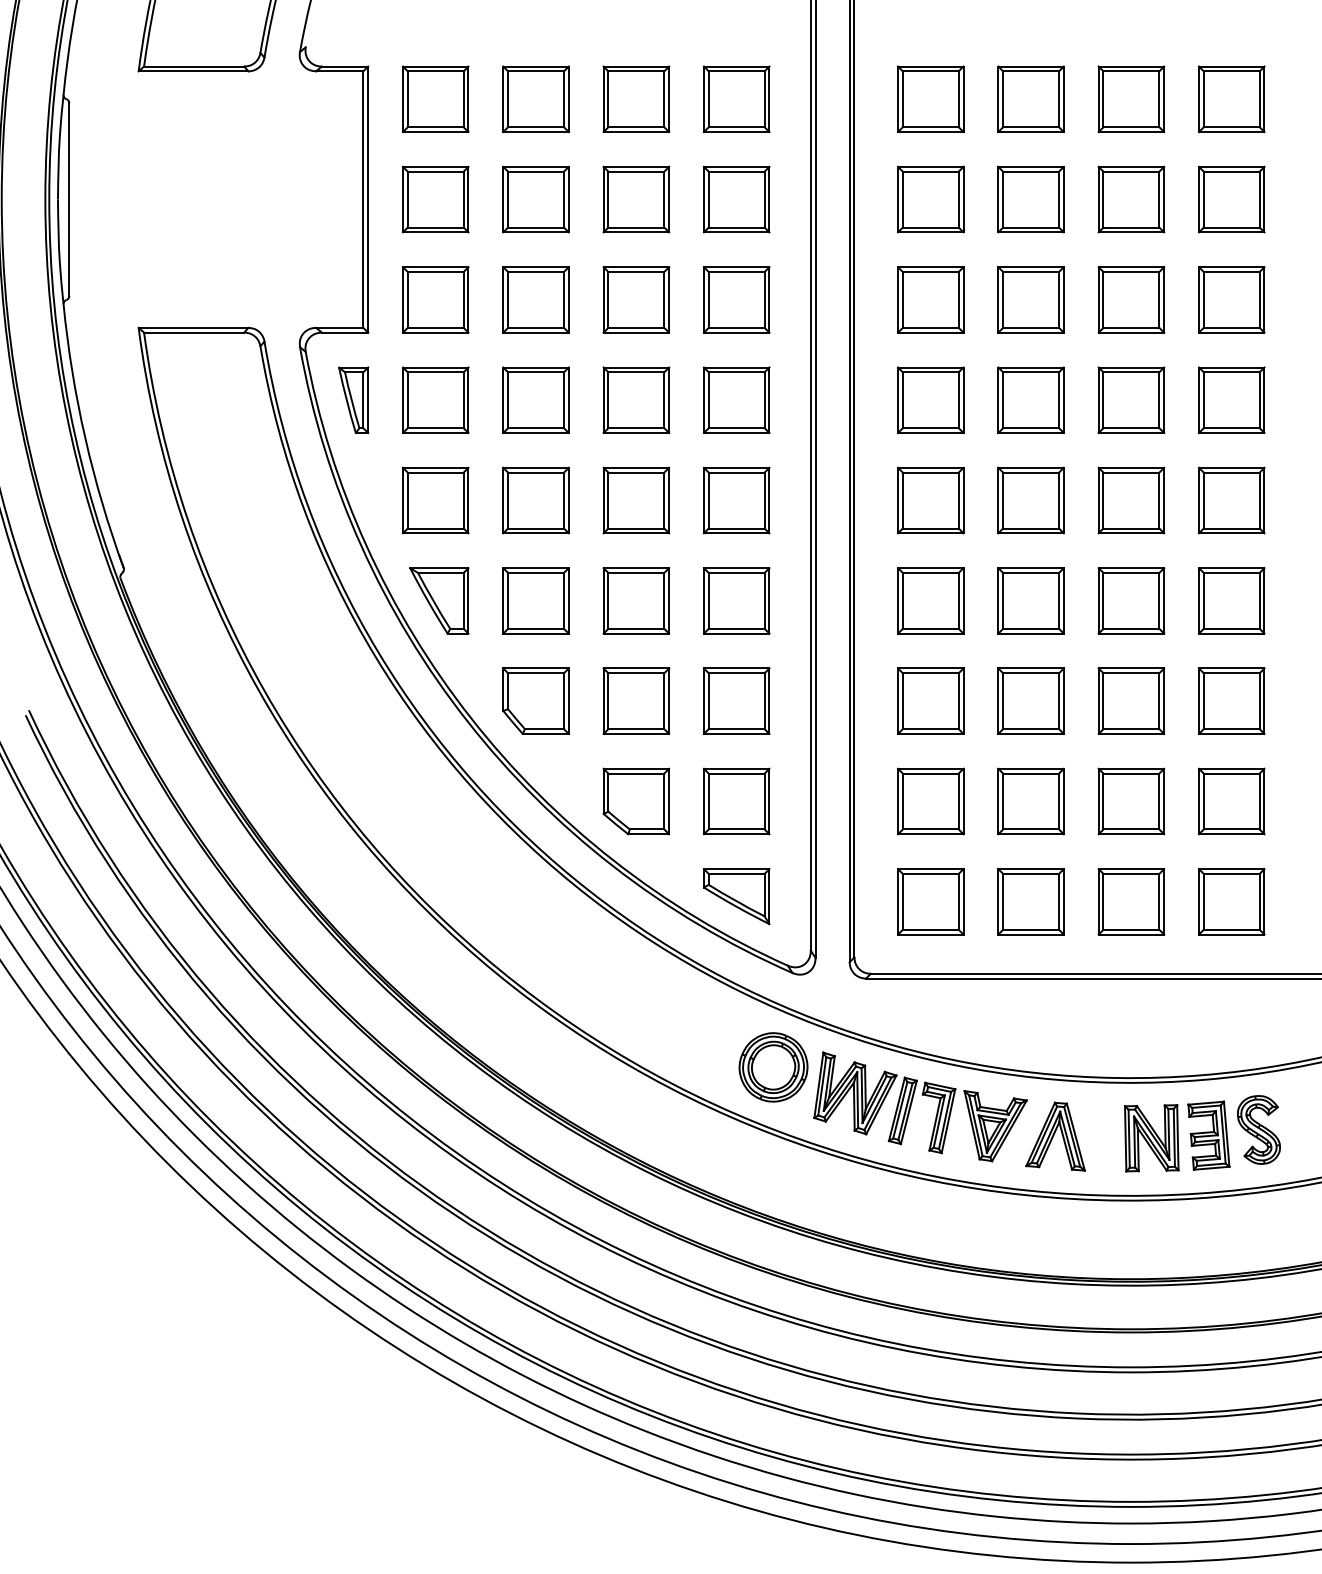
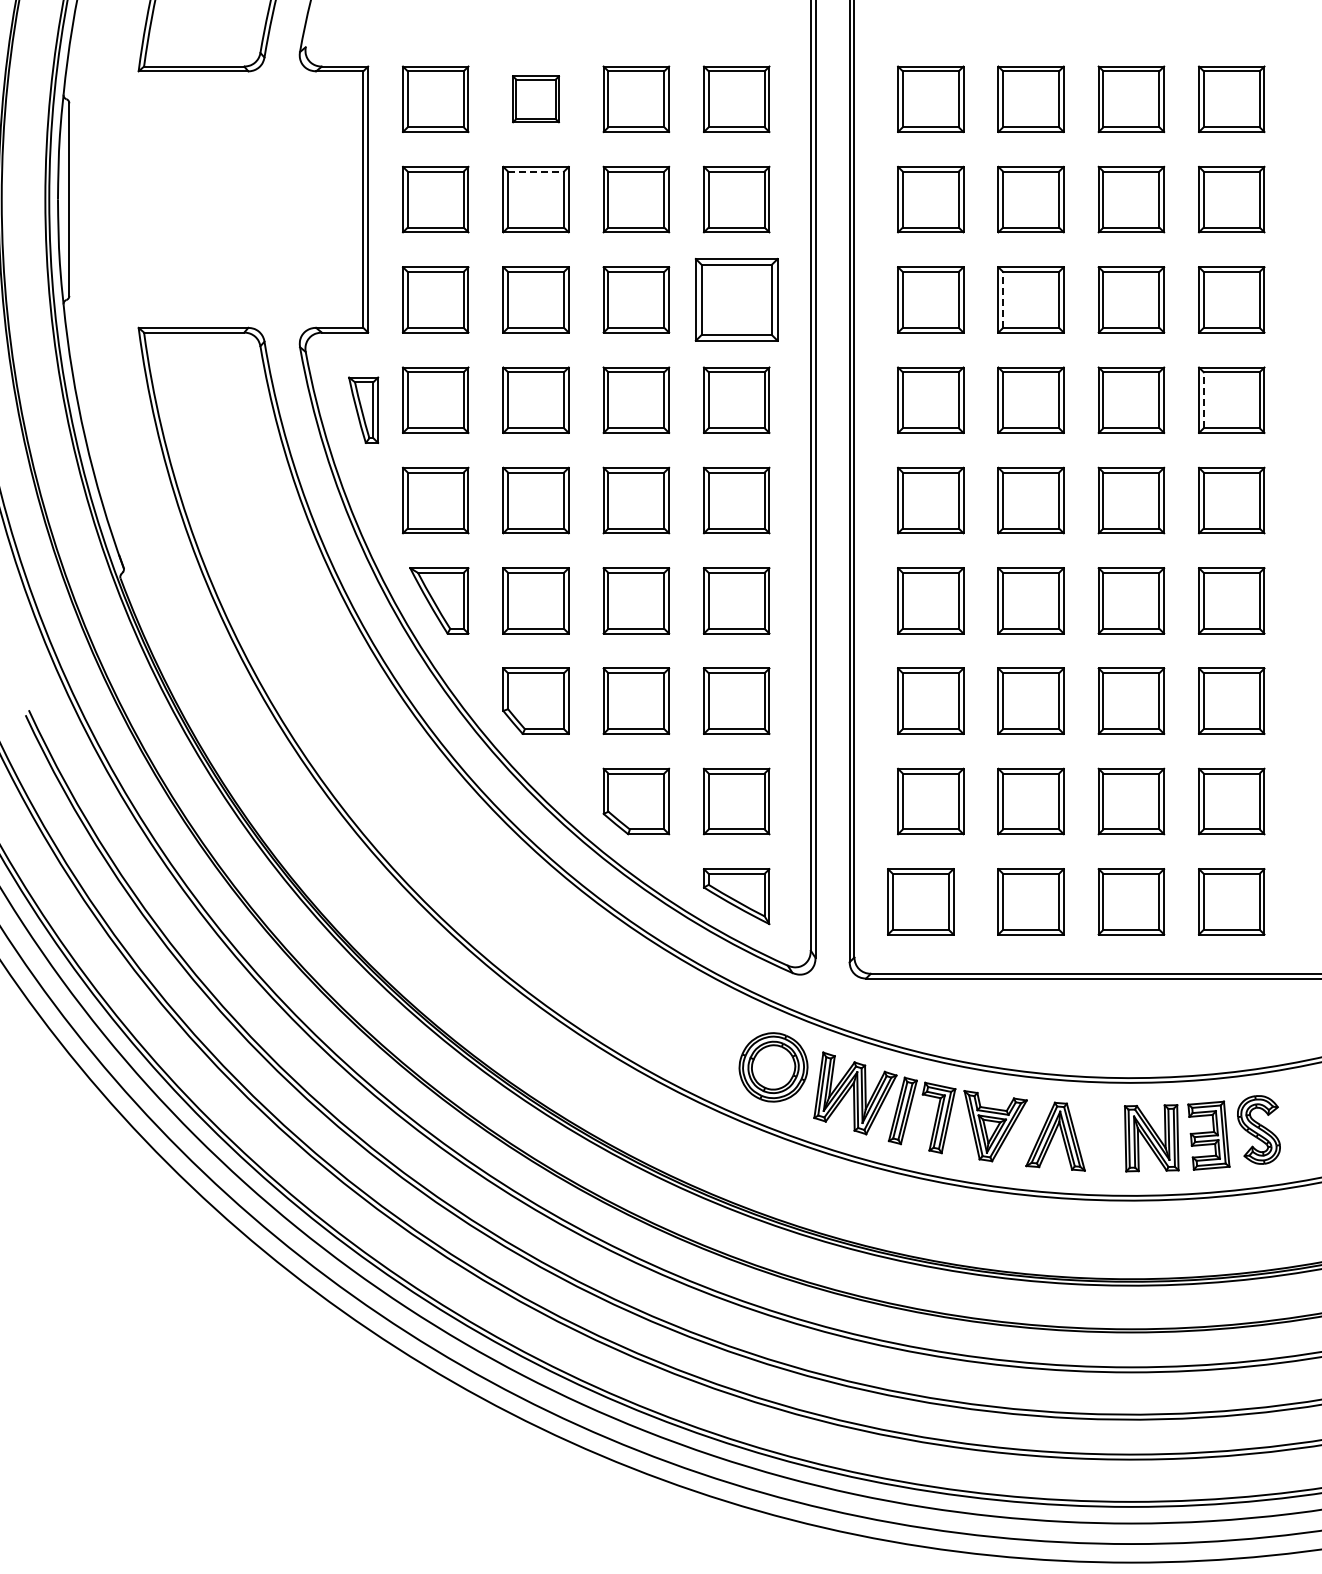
part size: 68x69 px -> 48x49 px (535, 99)
line: solid -> dashed (536, 171)
part size: 69x68 px -> 85x84 px (736, 299)
line: solid -> dashed (1003, 299)
part position: (353, 399) -> (363, 409) (363, 409)
line: solid -> dashed (1203, 400)
part position: (930, 901) -> (920, 901) (920, 901)
